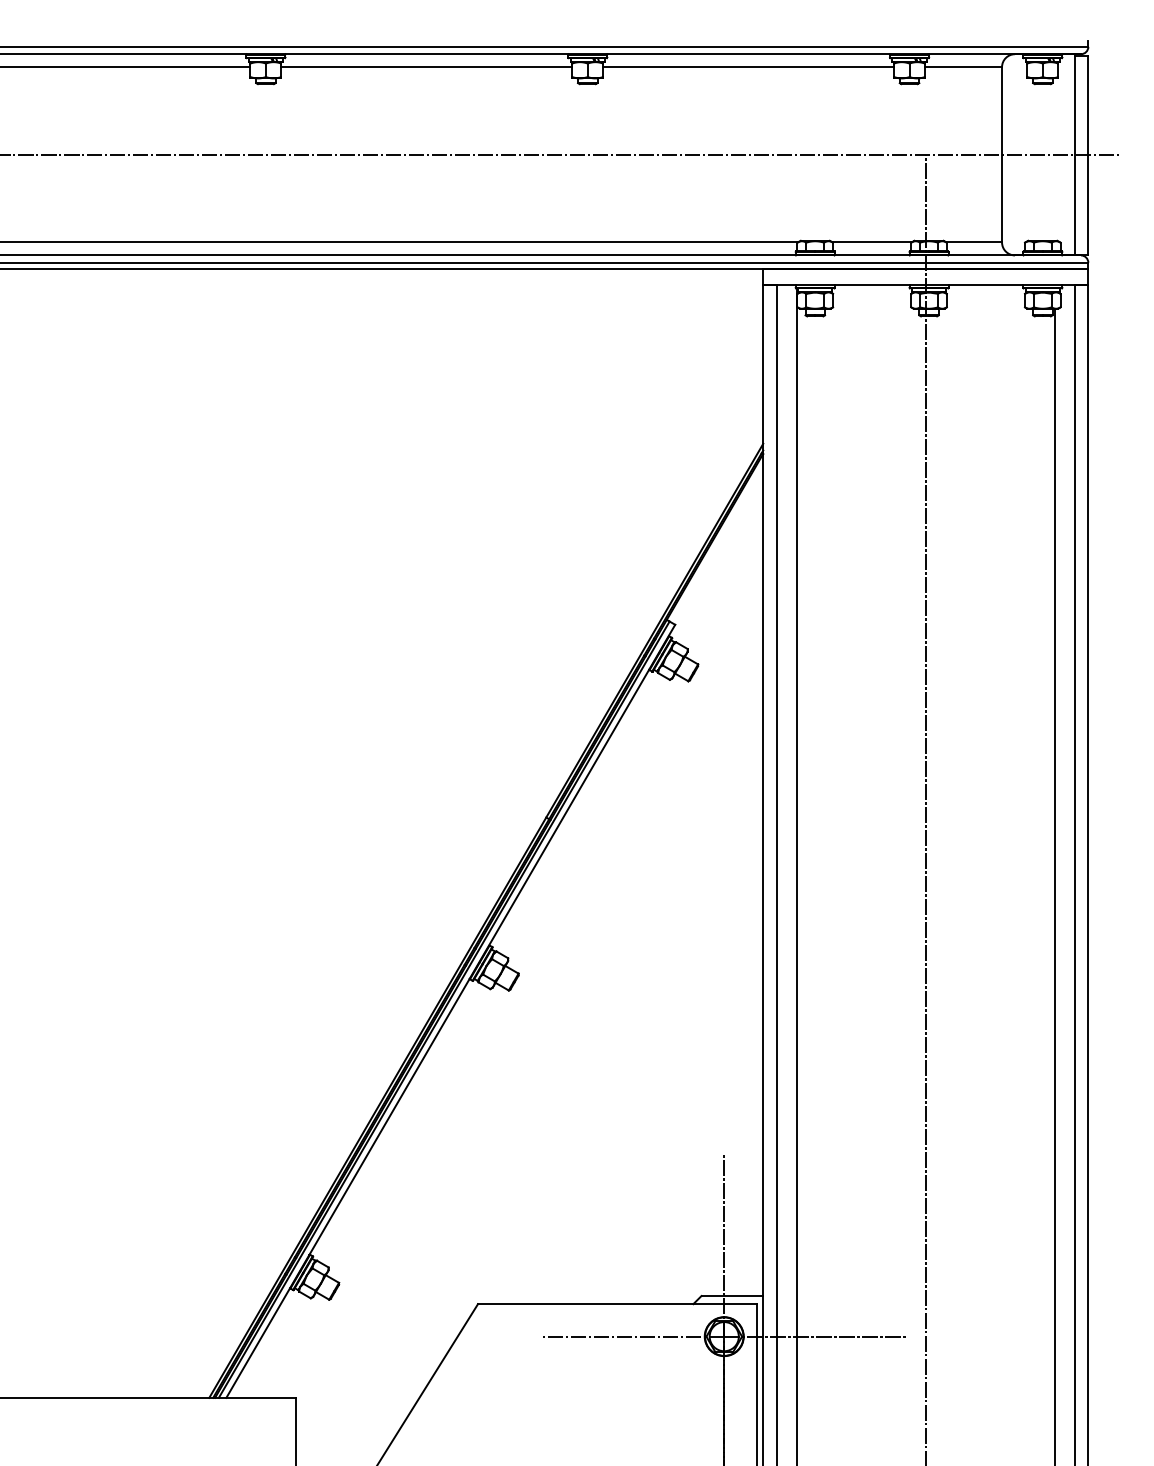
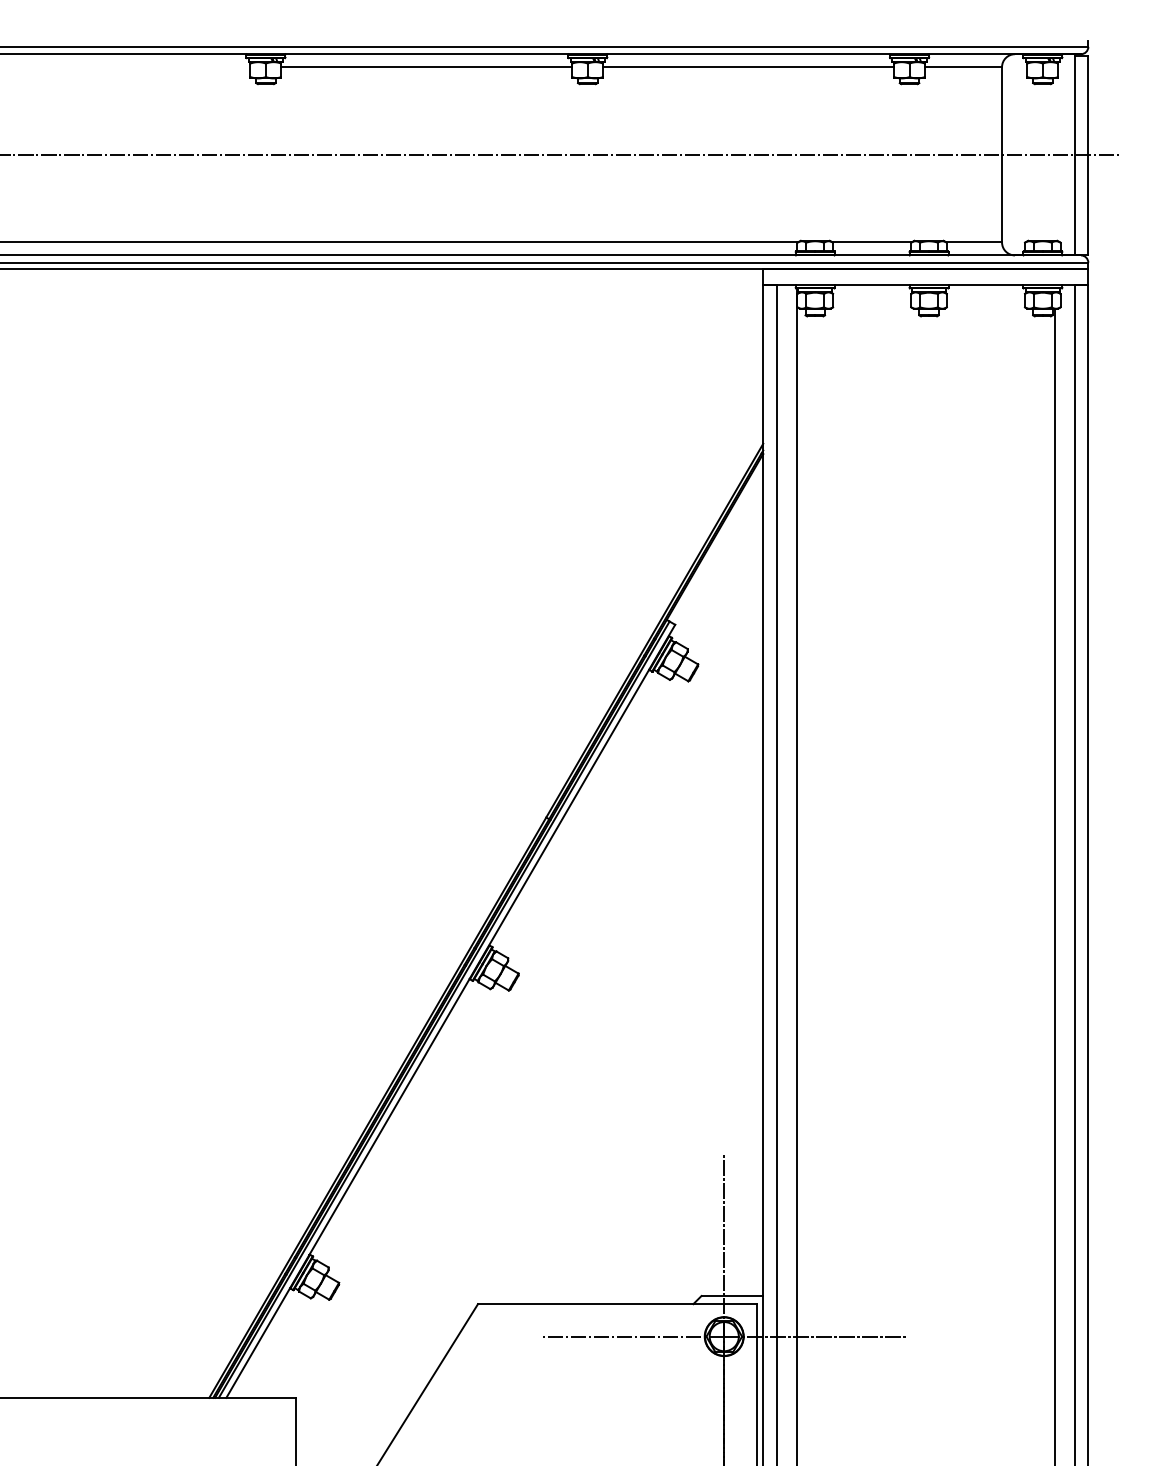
line: present -> none (126, 67)
line: present -> none (925, 808)
